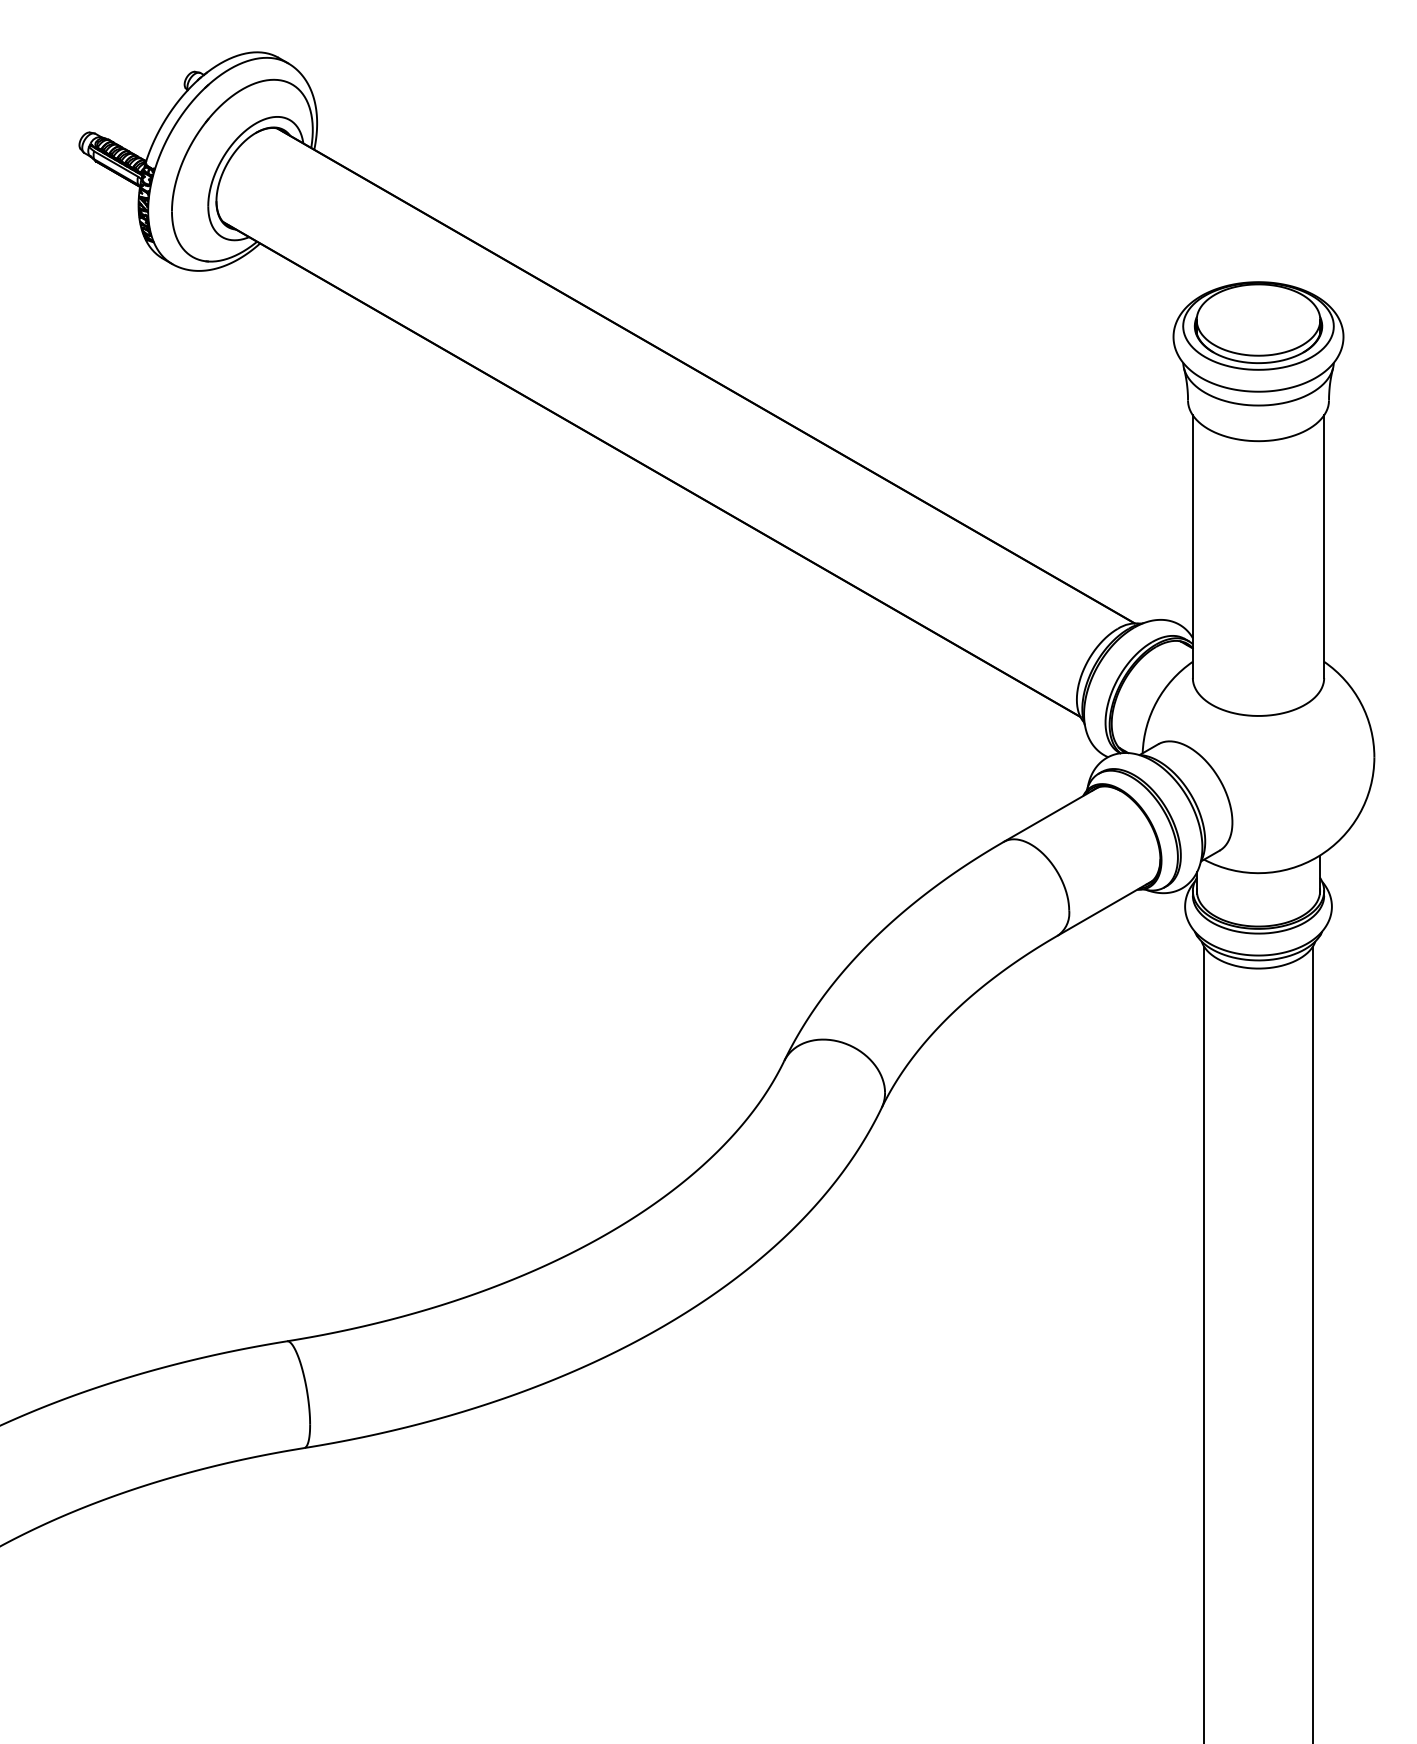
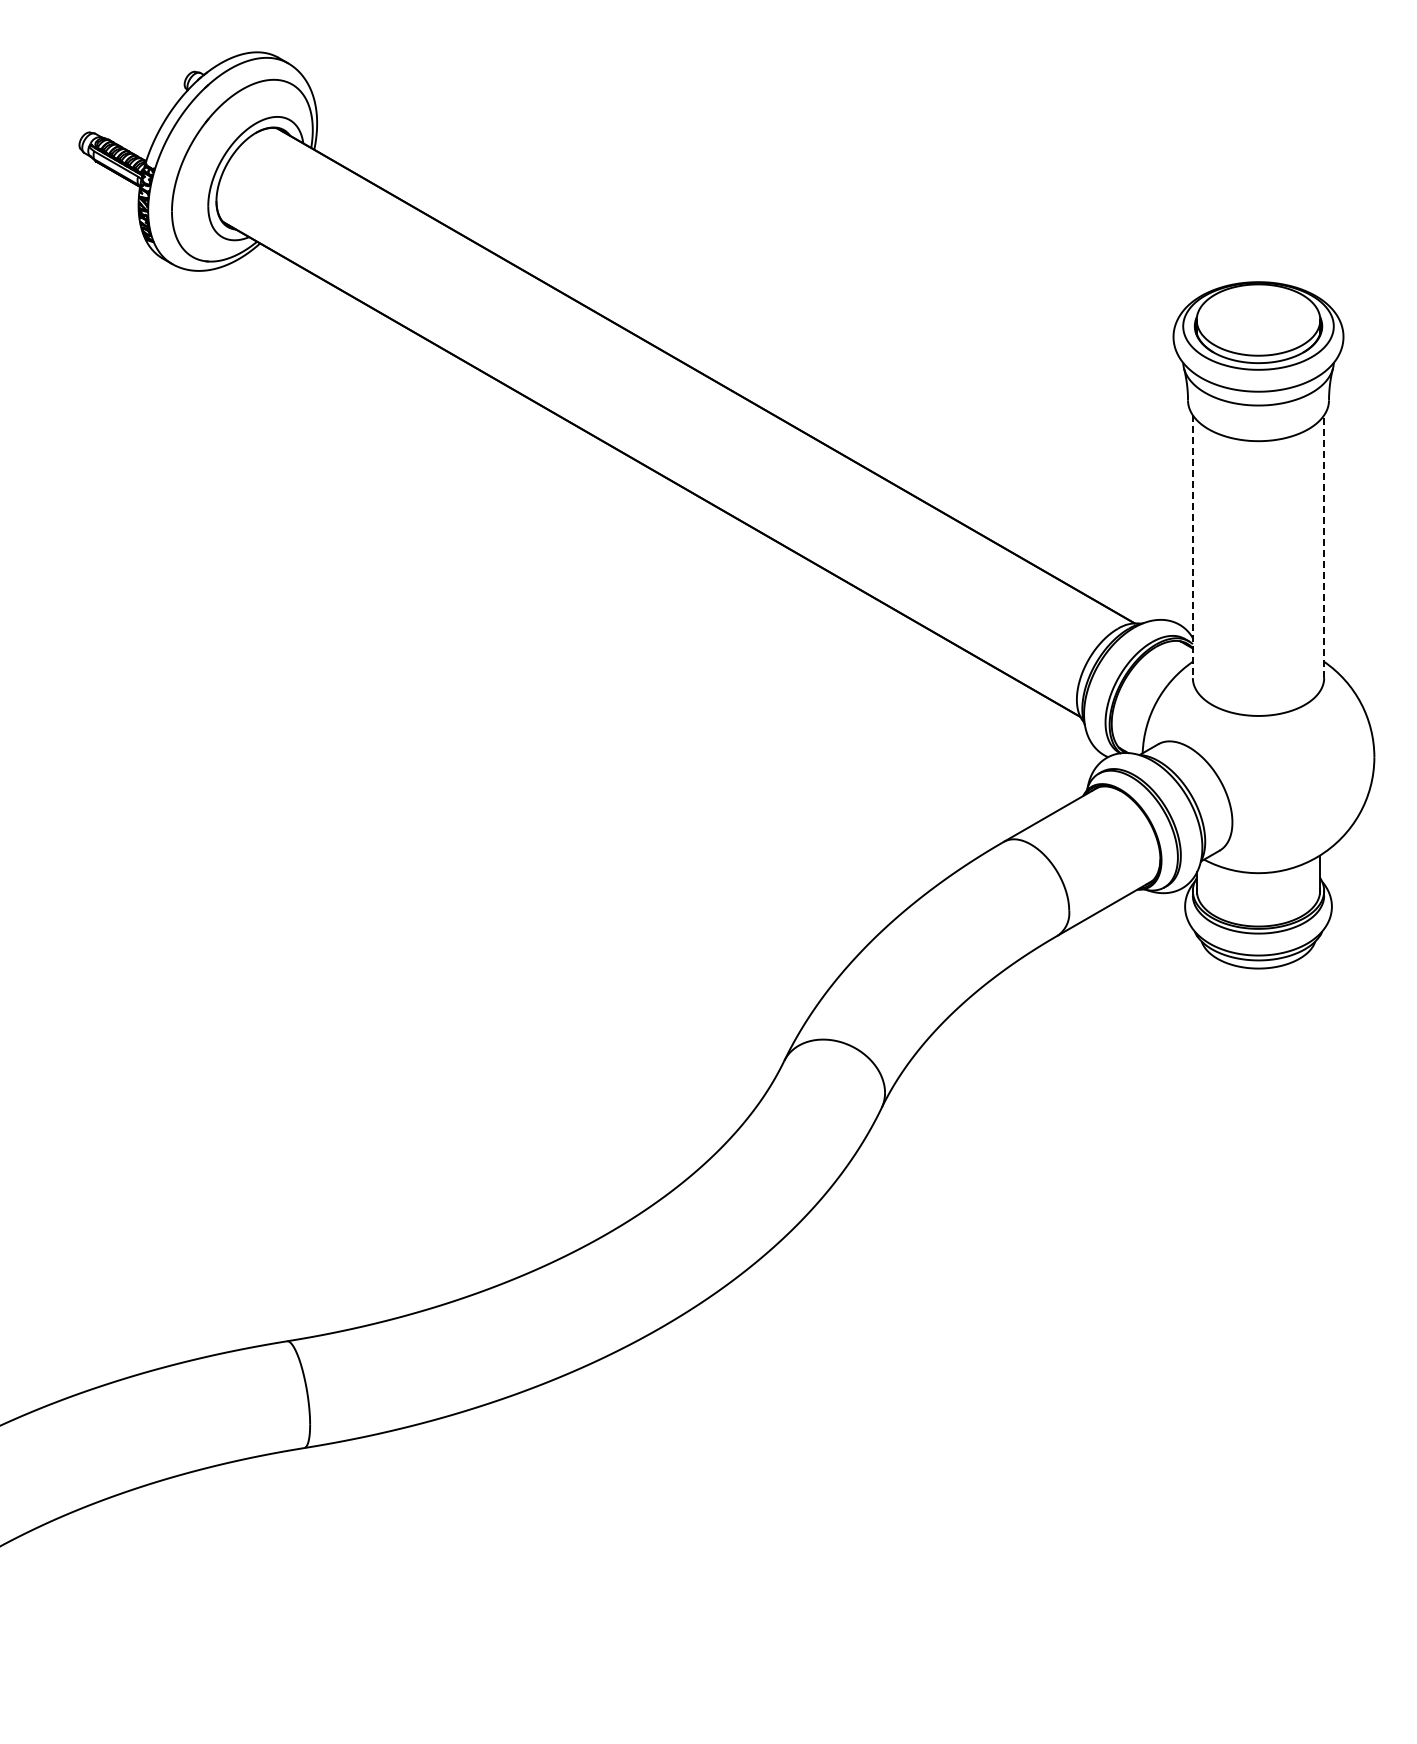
line: solid -> dashed (1324, 546)
line: solid -> dashed (1192, 547)
line: present -> none (1204, 1343)
line: present -> none (1312, 1343)
